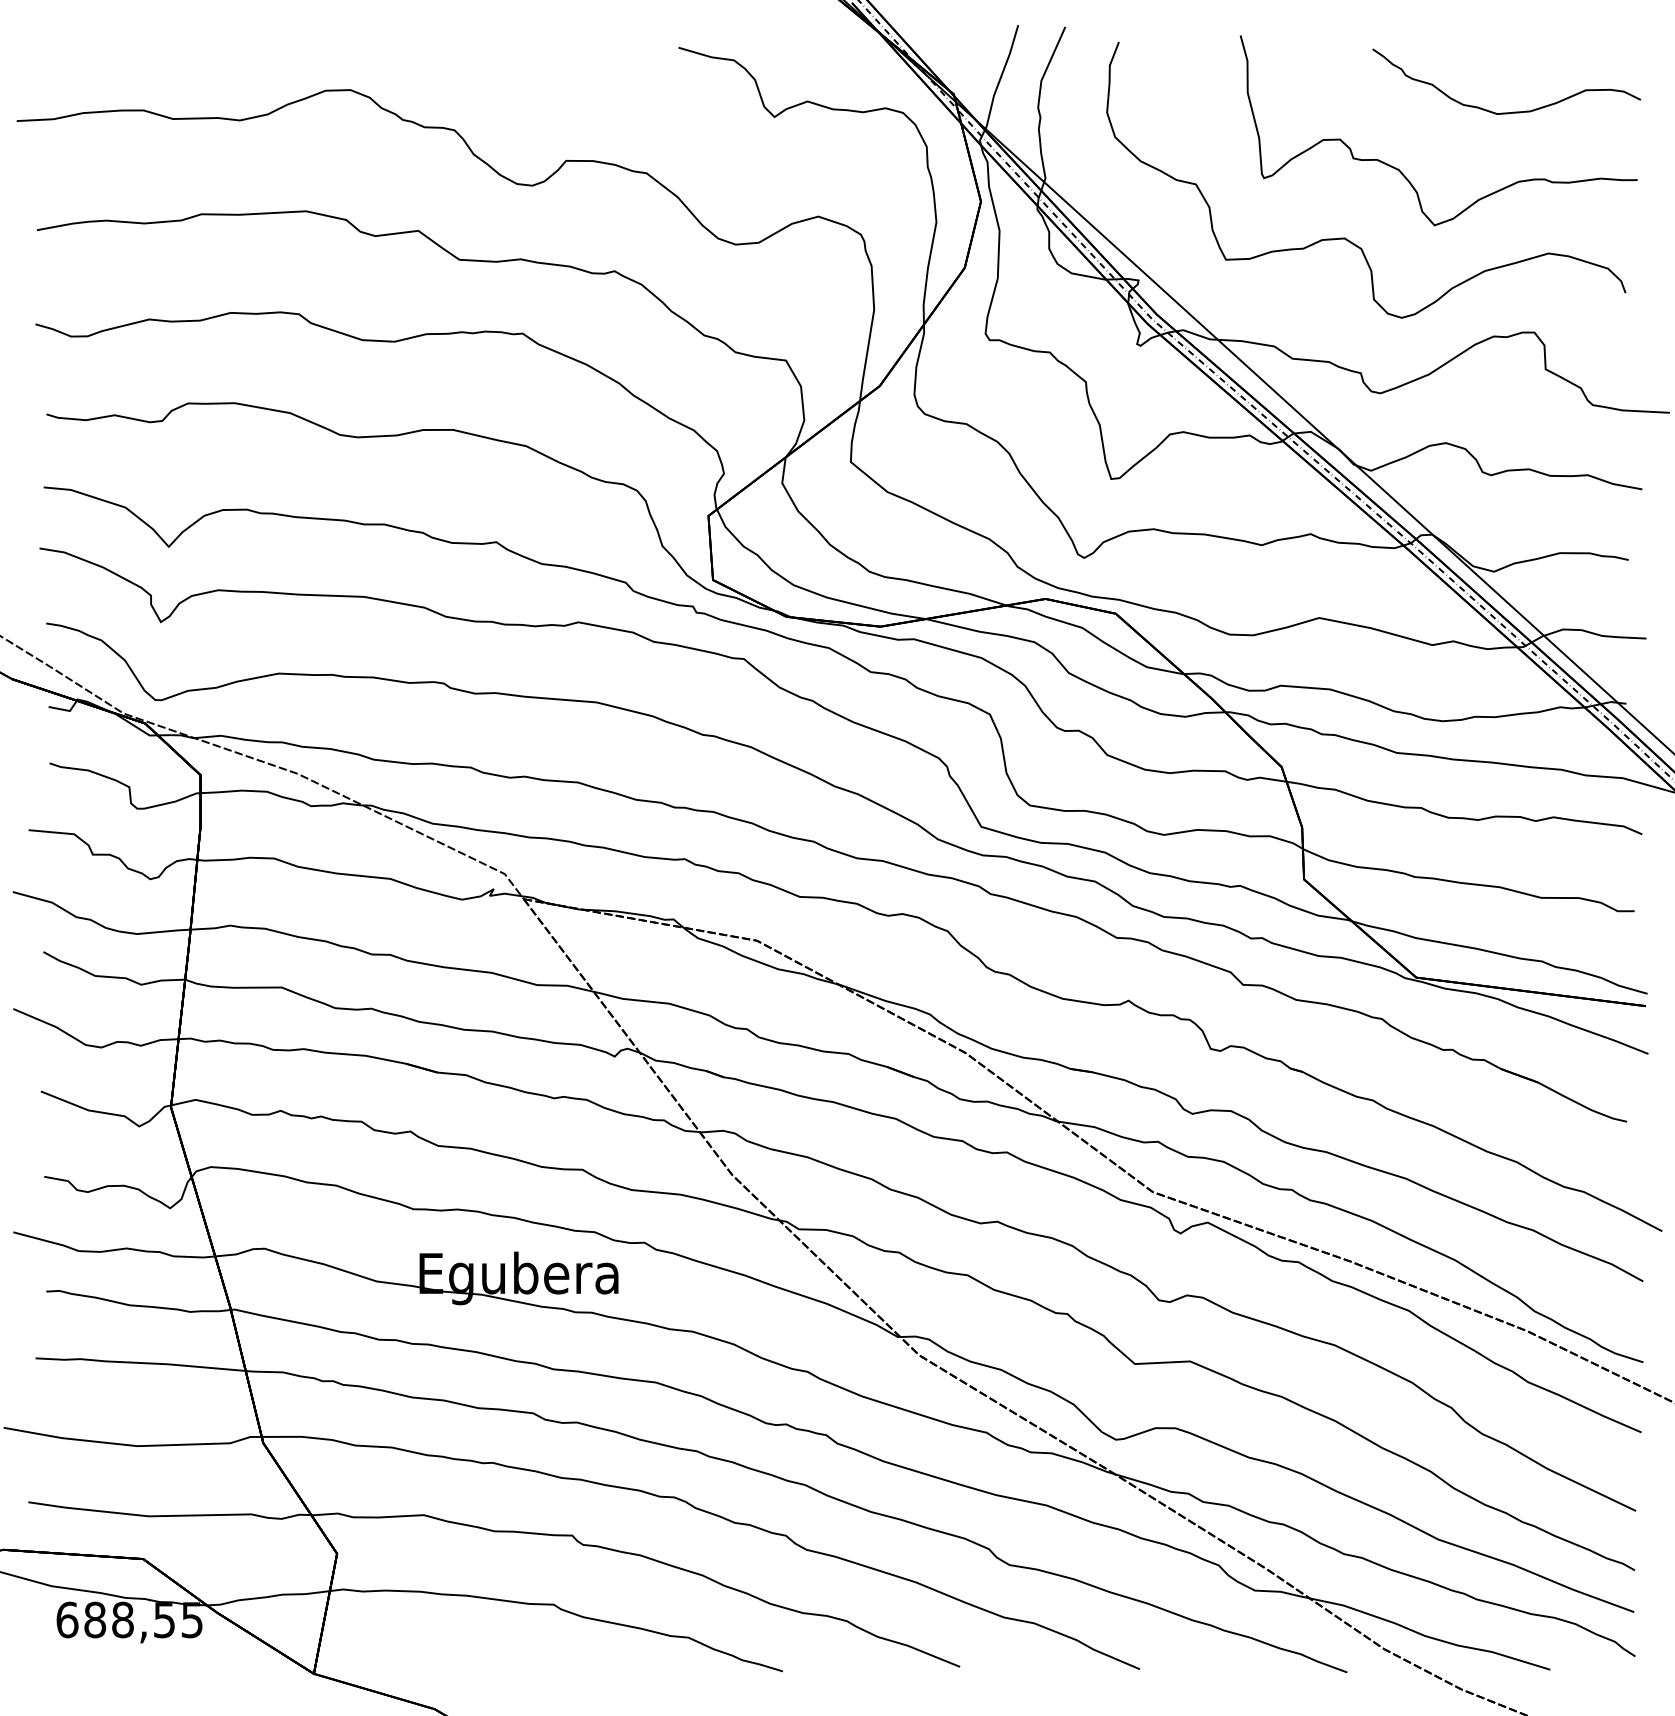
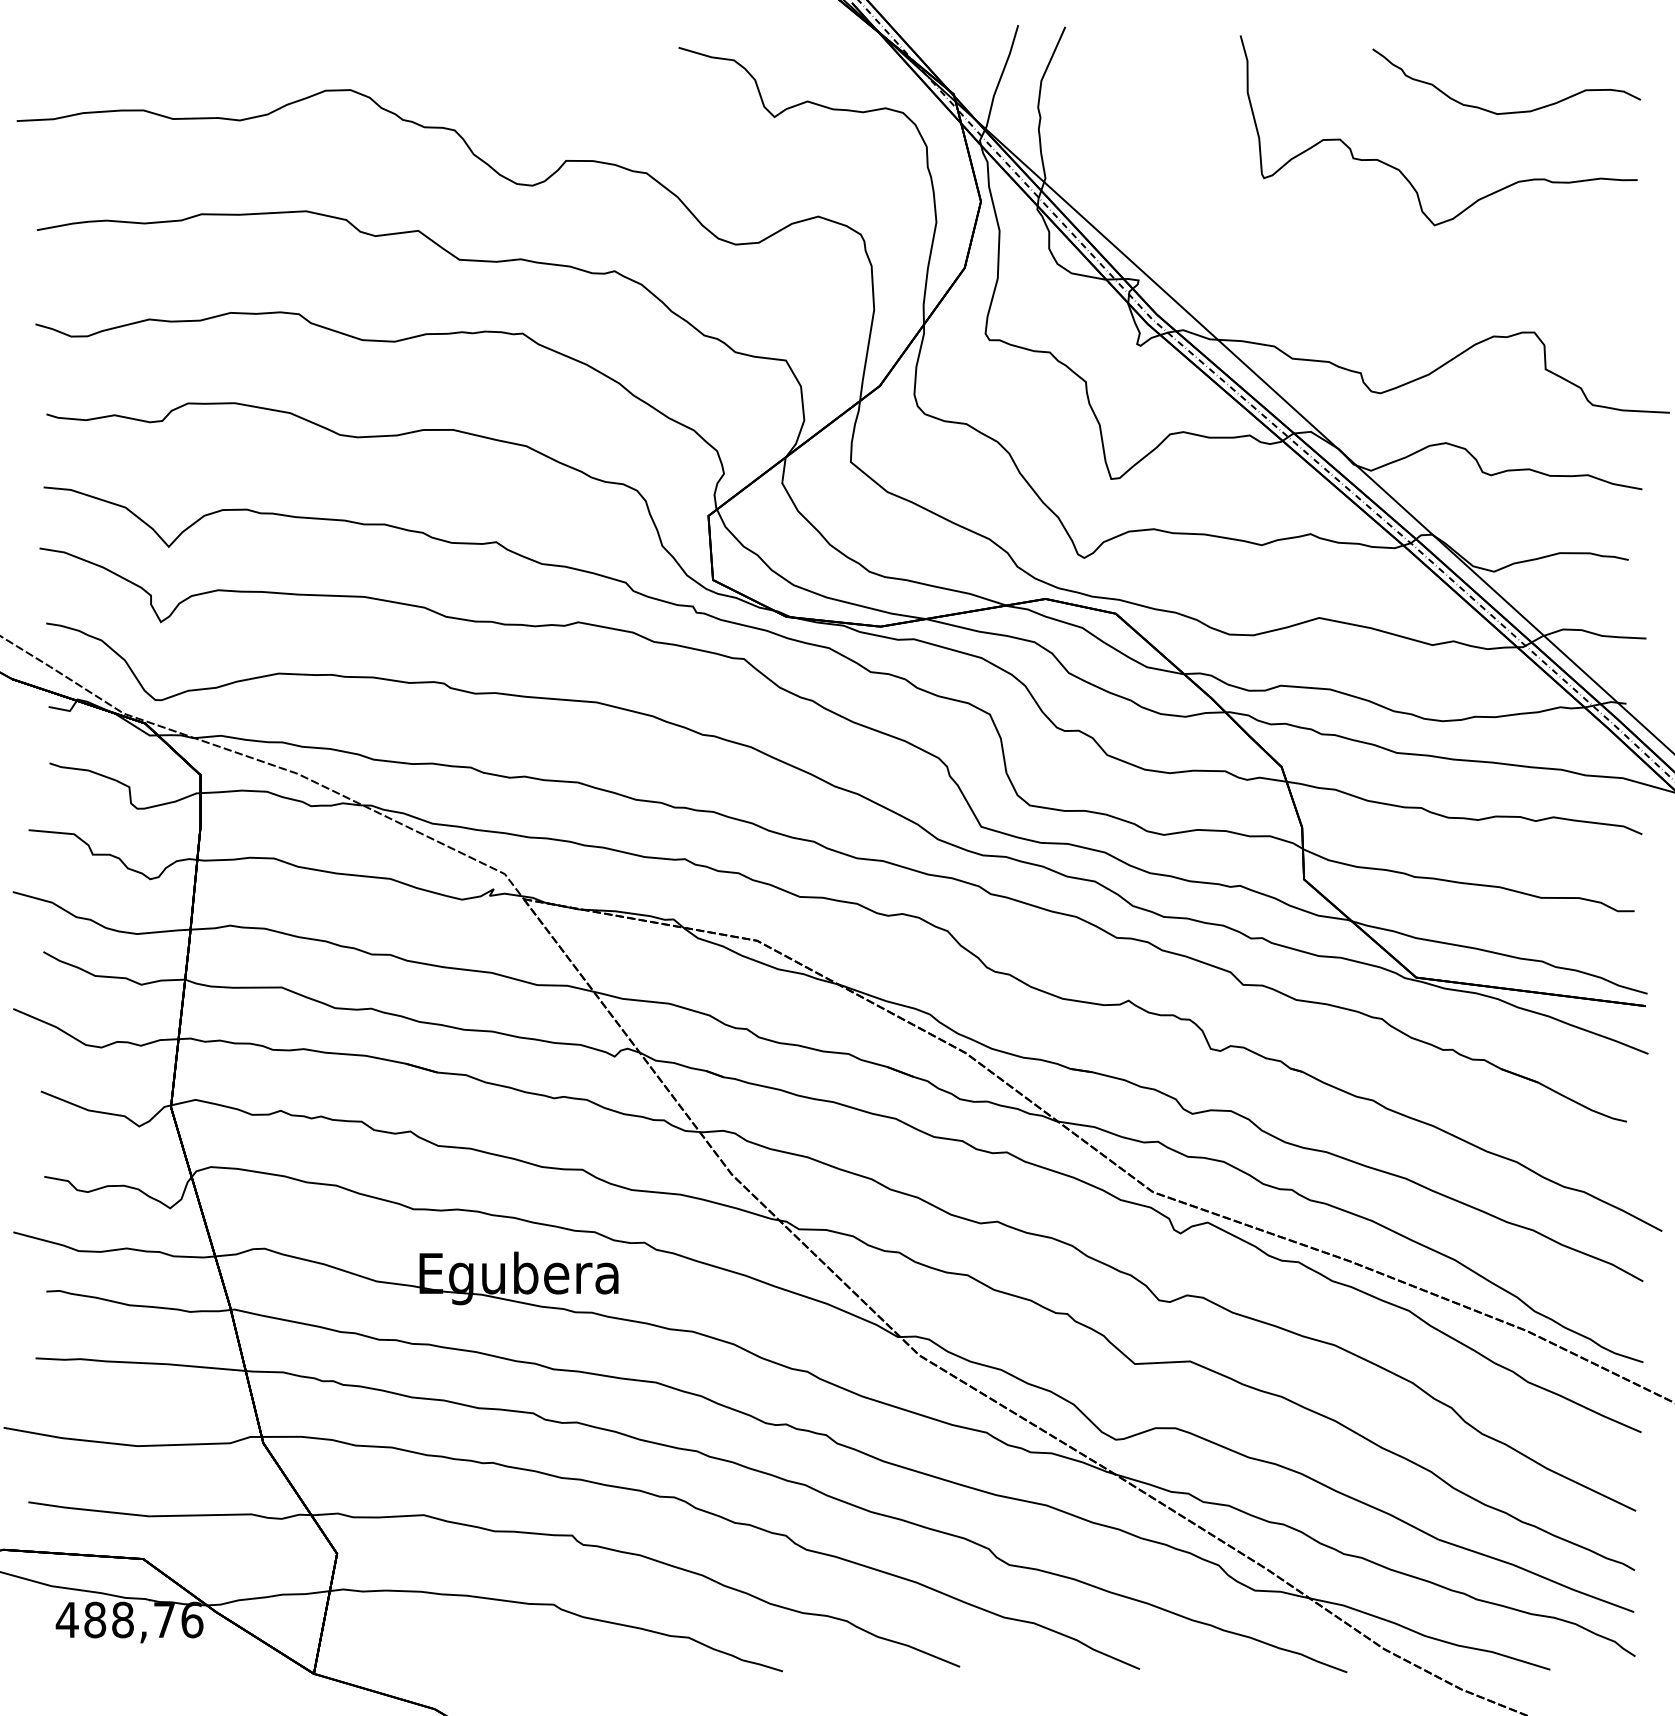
curve: present -> none (1345, 237)
text: 688,55 -> 488,76 (129, 1619)
